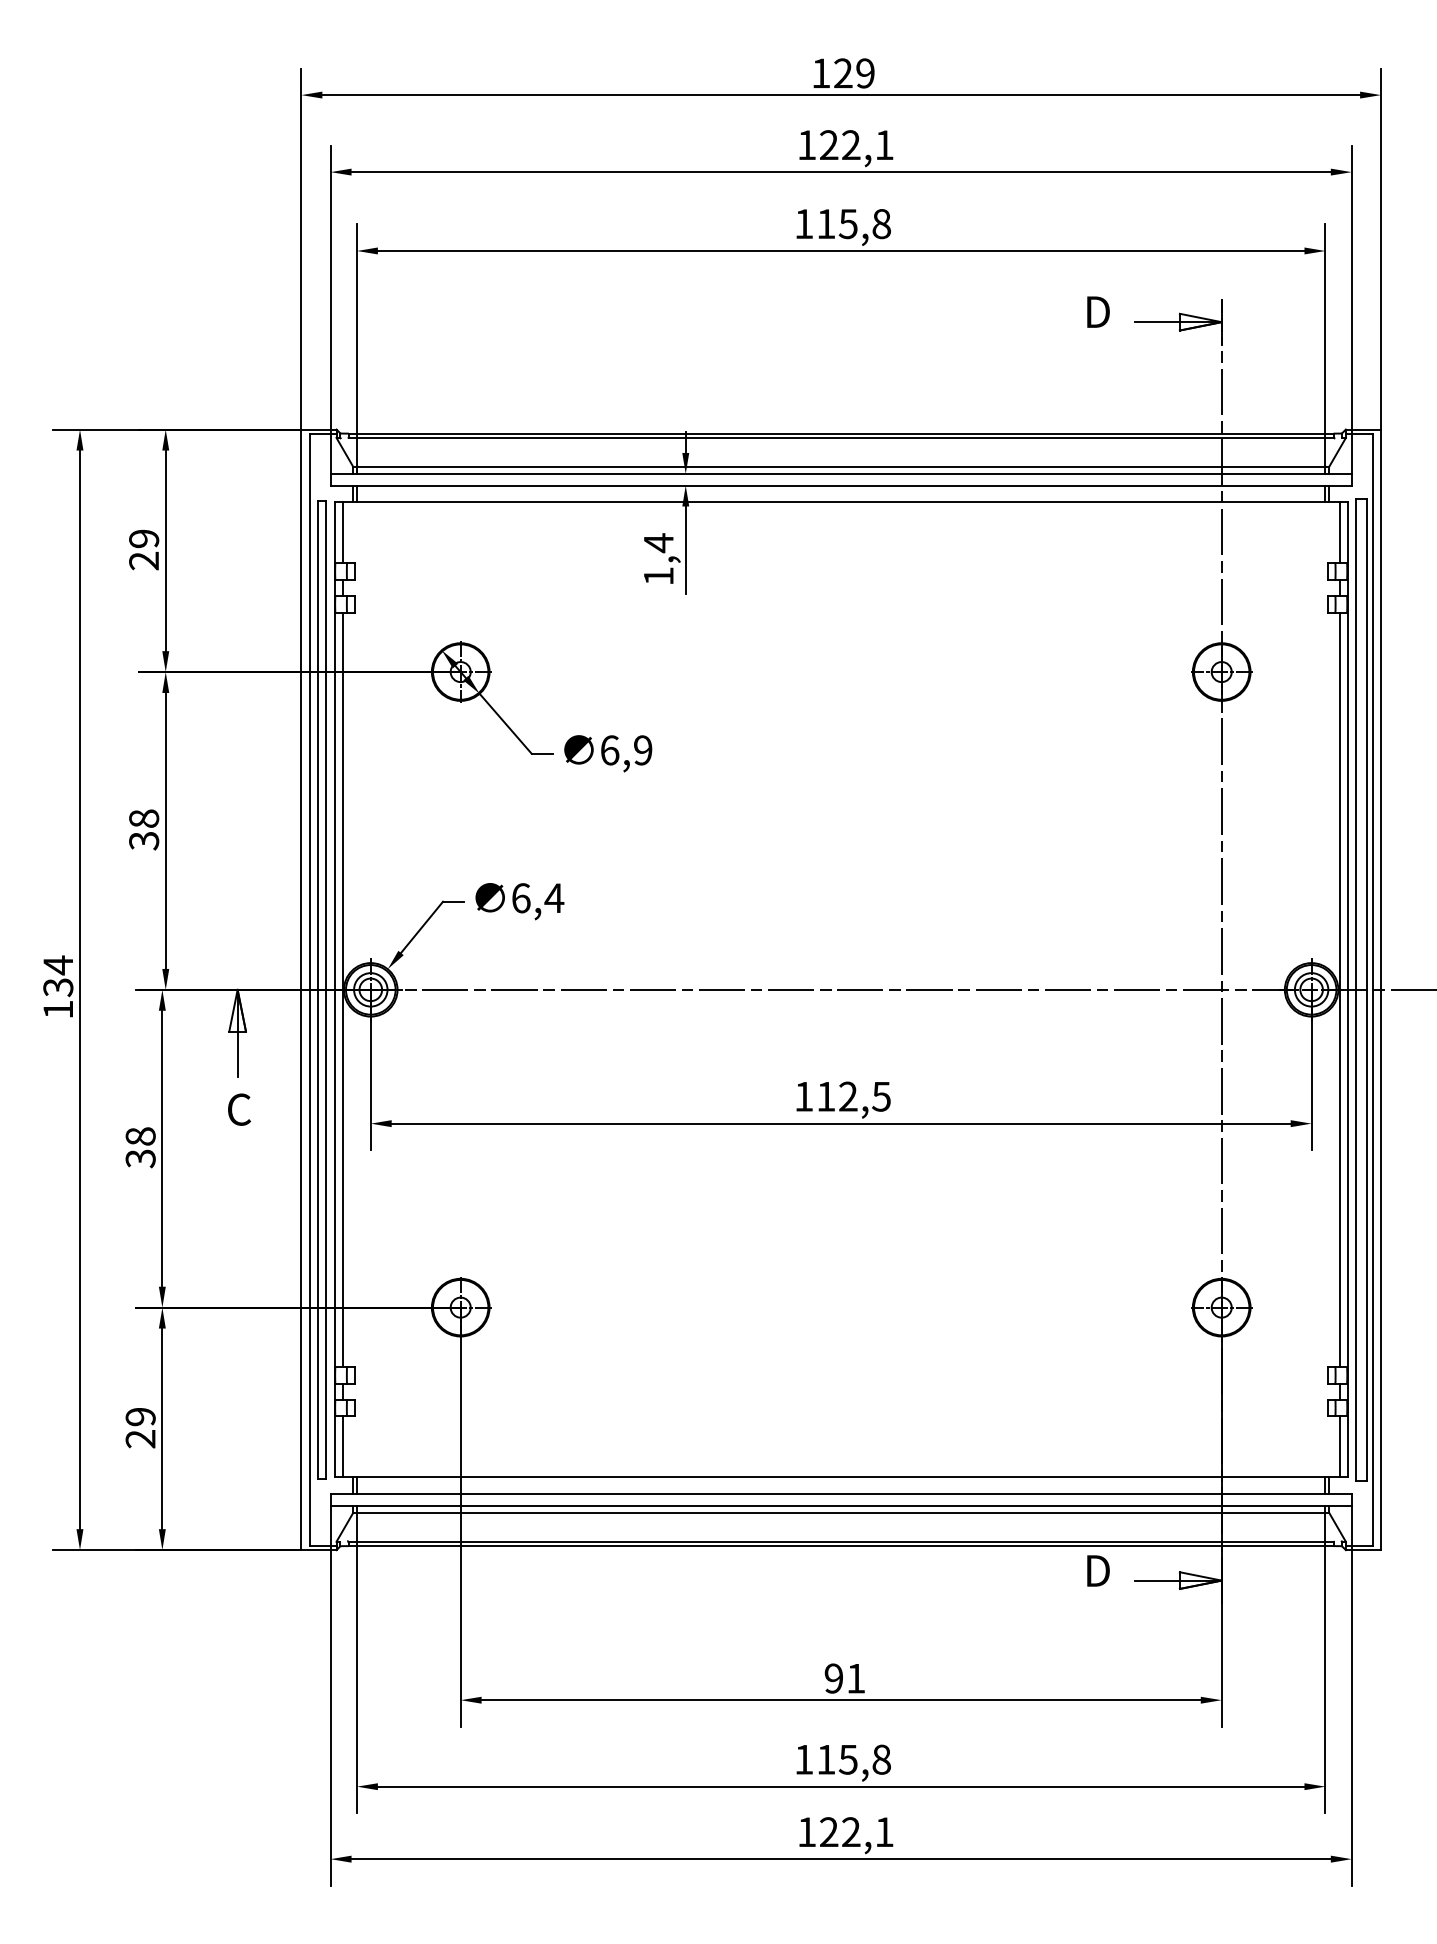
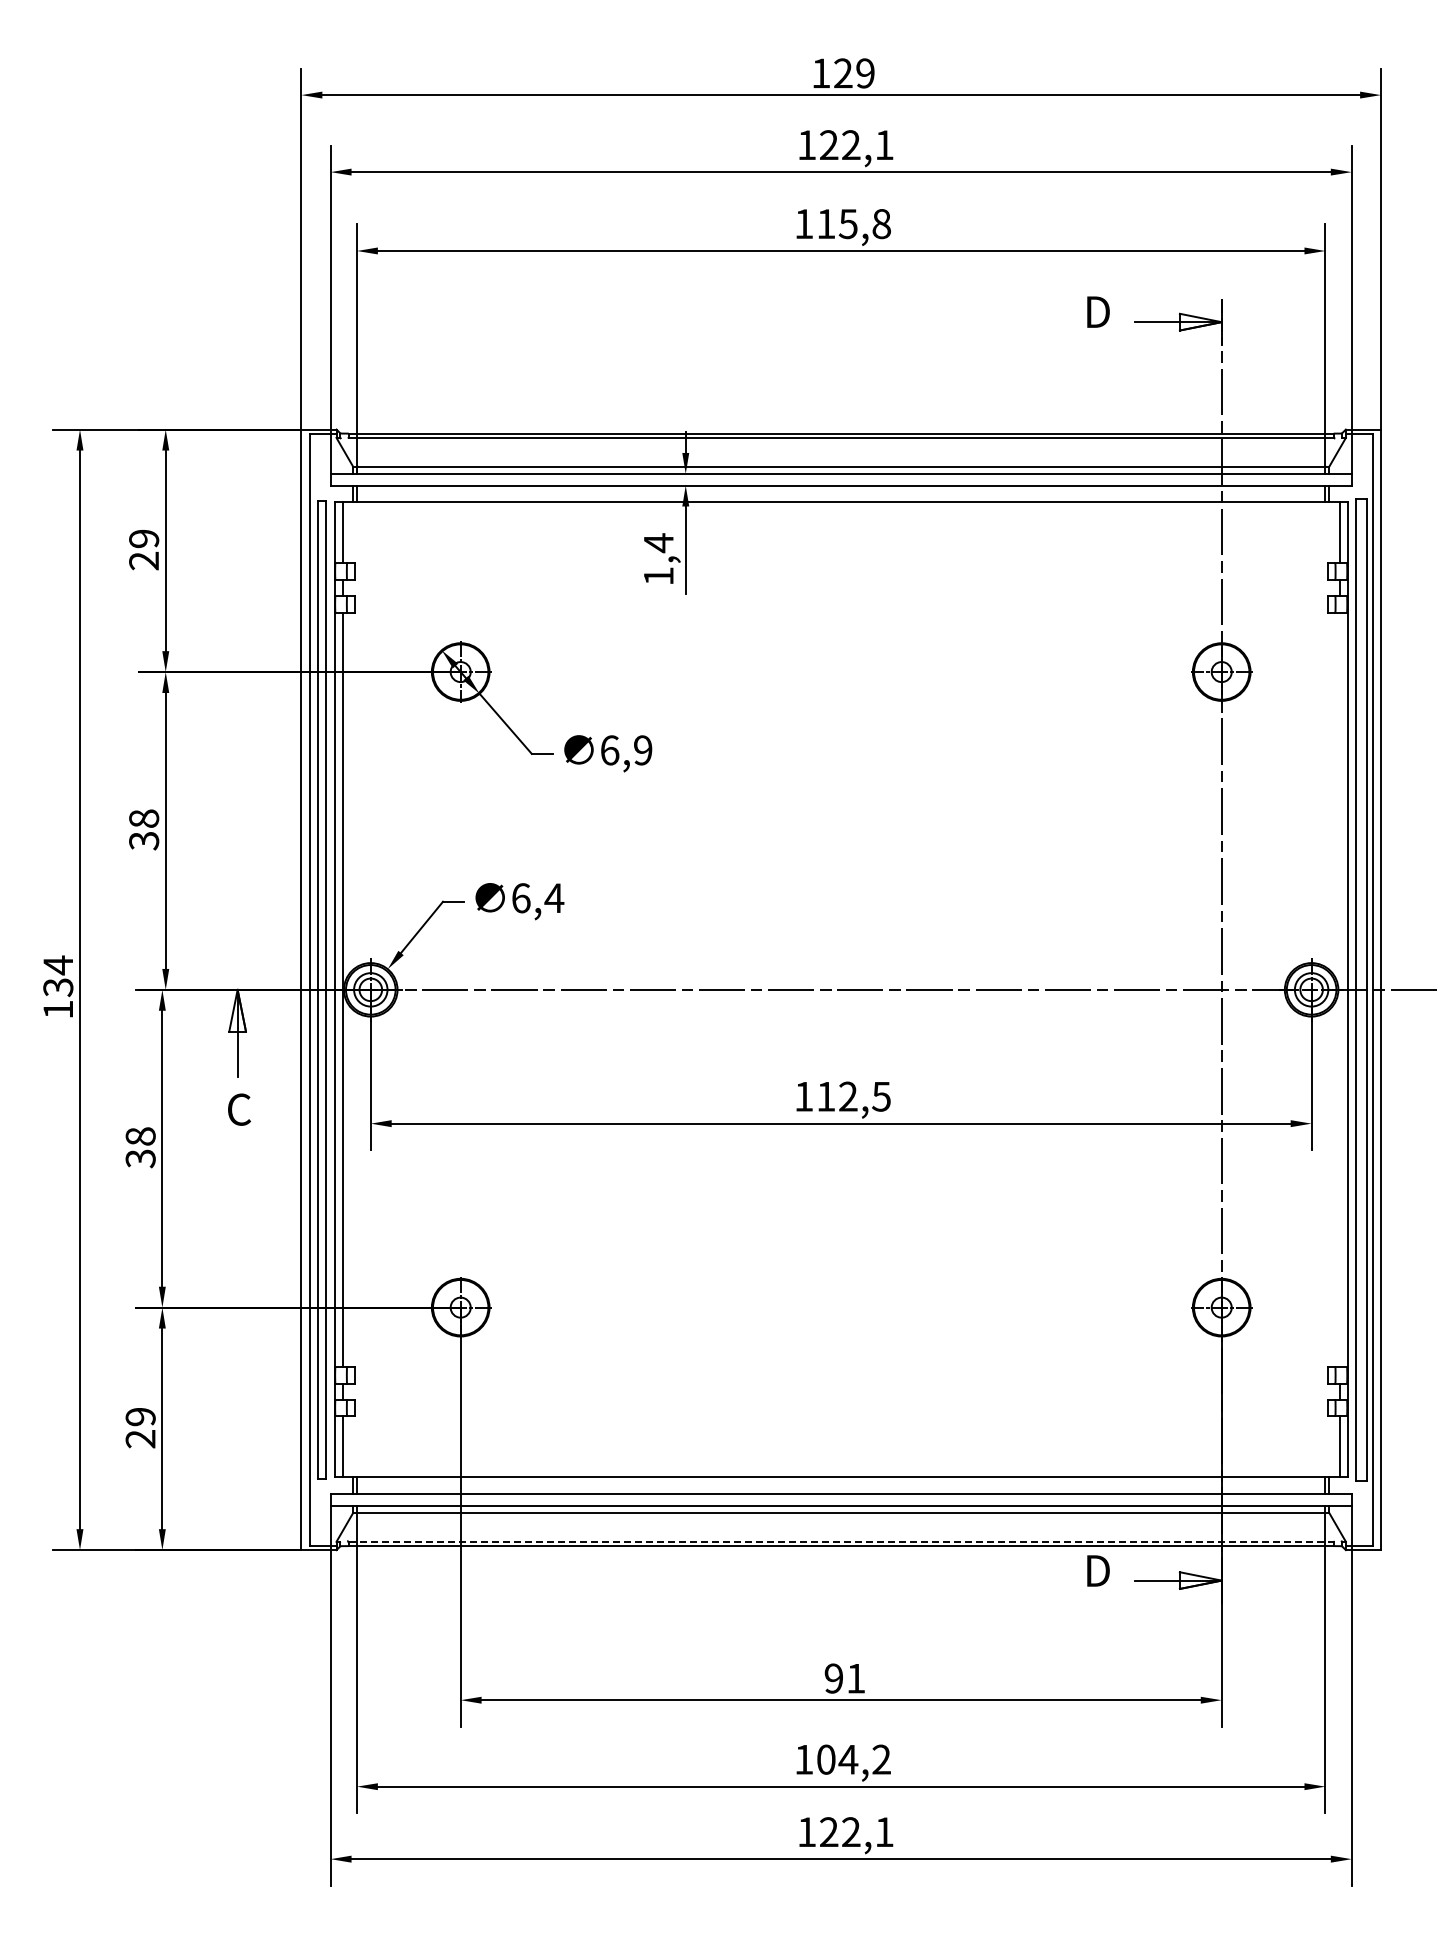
line: present -> none (1339, 989)
line: solid -> dashed (841, 1541)
text: 115,8 -> 104,2 (853, 1759)
